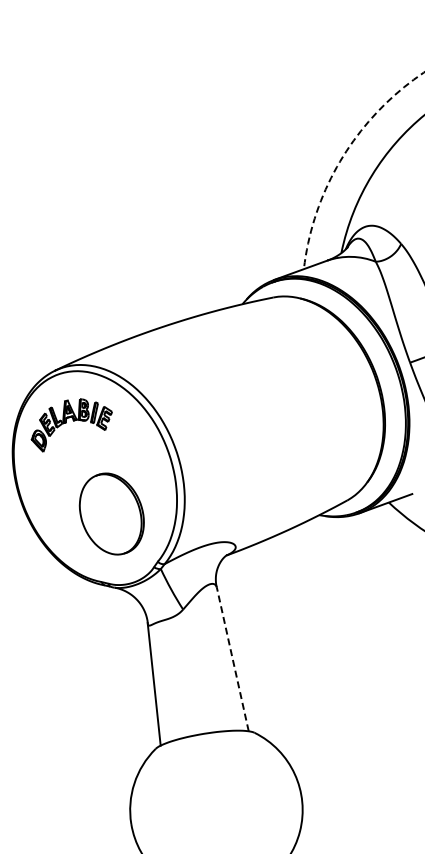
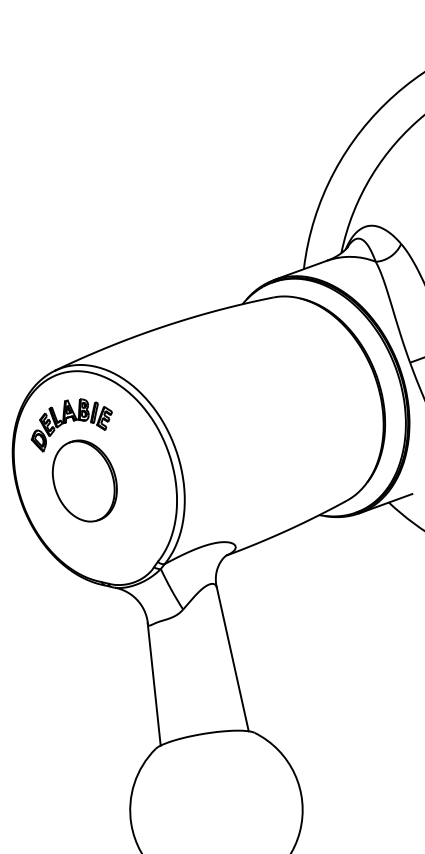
arc: dashed -> solid (343, 155)
part position: (111, 513) -> (84, 480) (84, 480)
line: dashed -> solid (232, 659)
